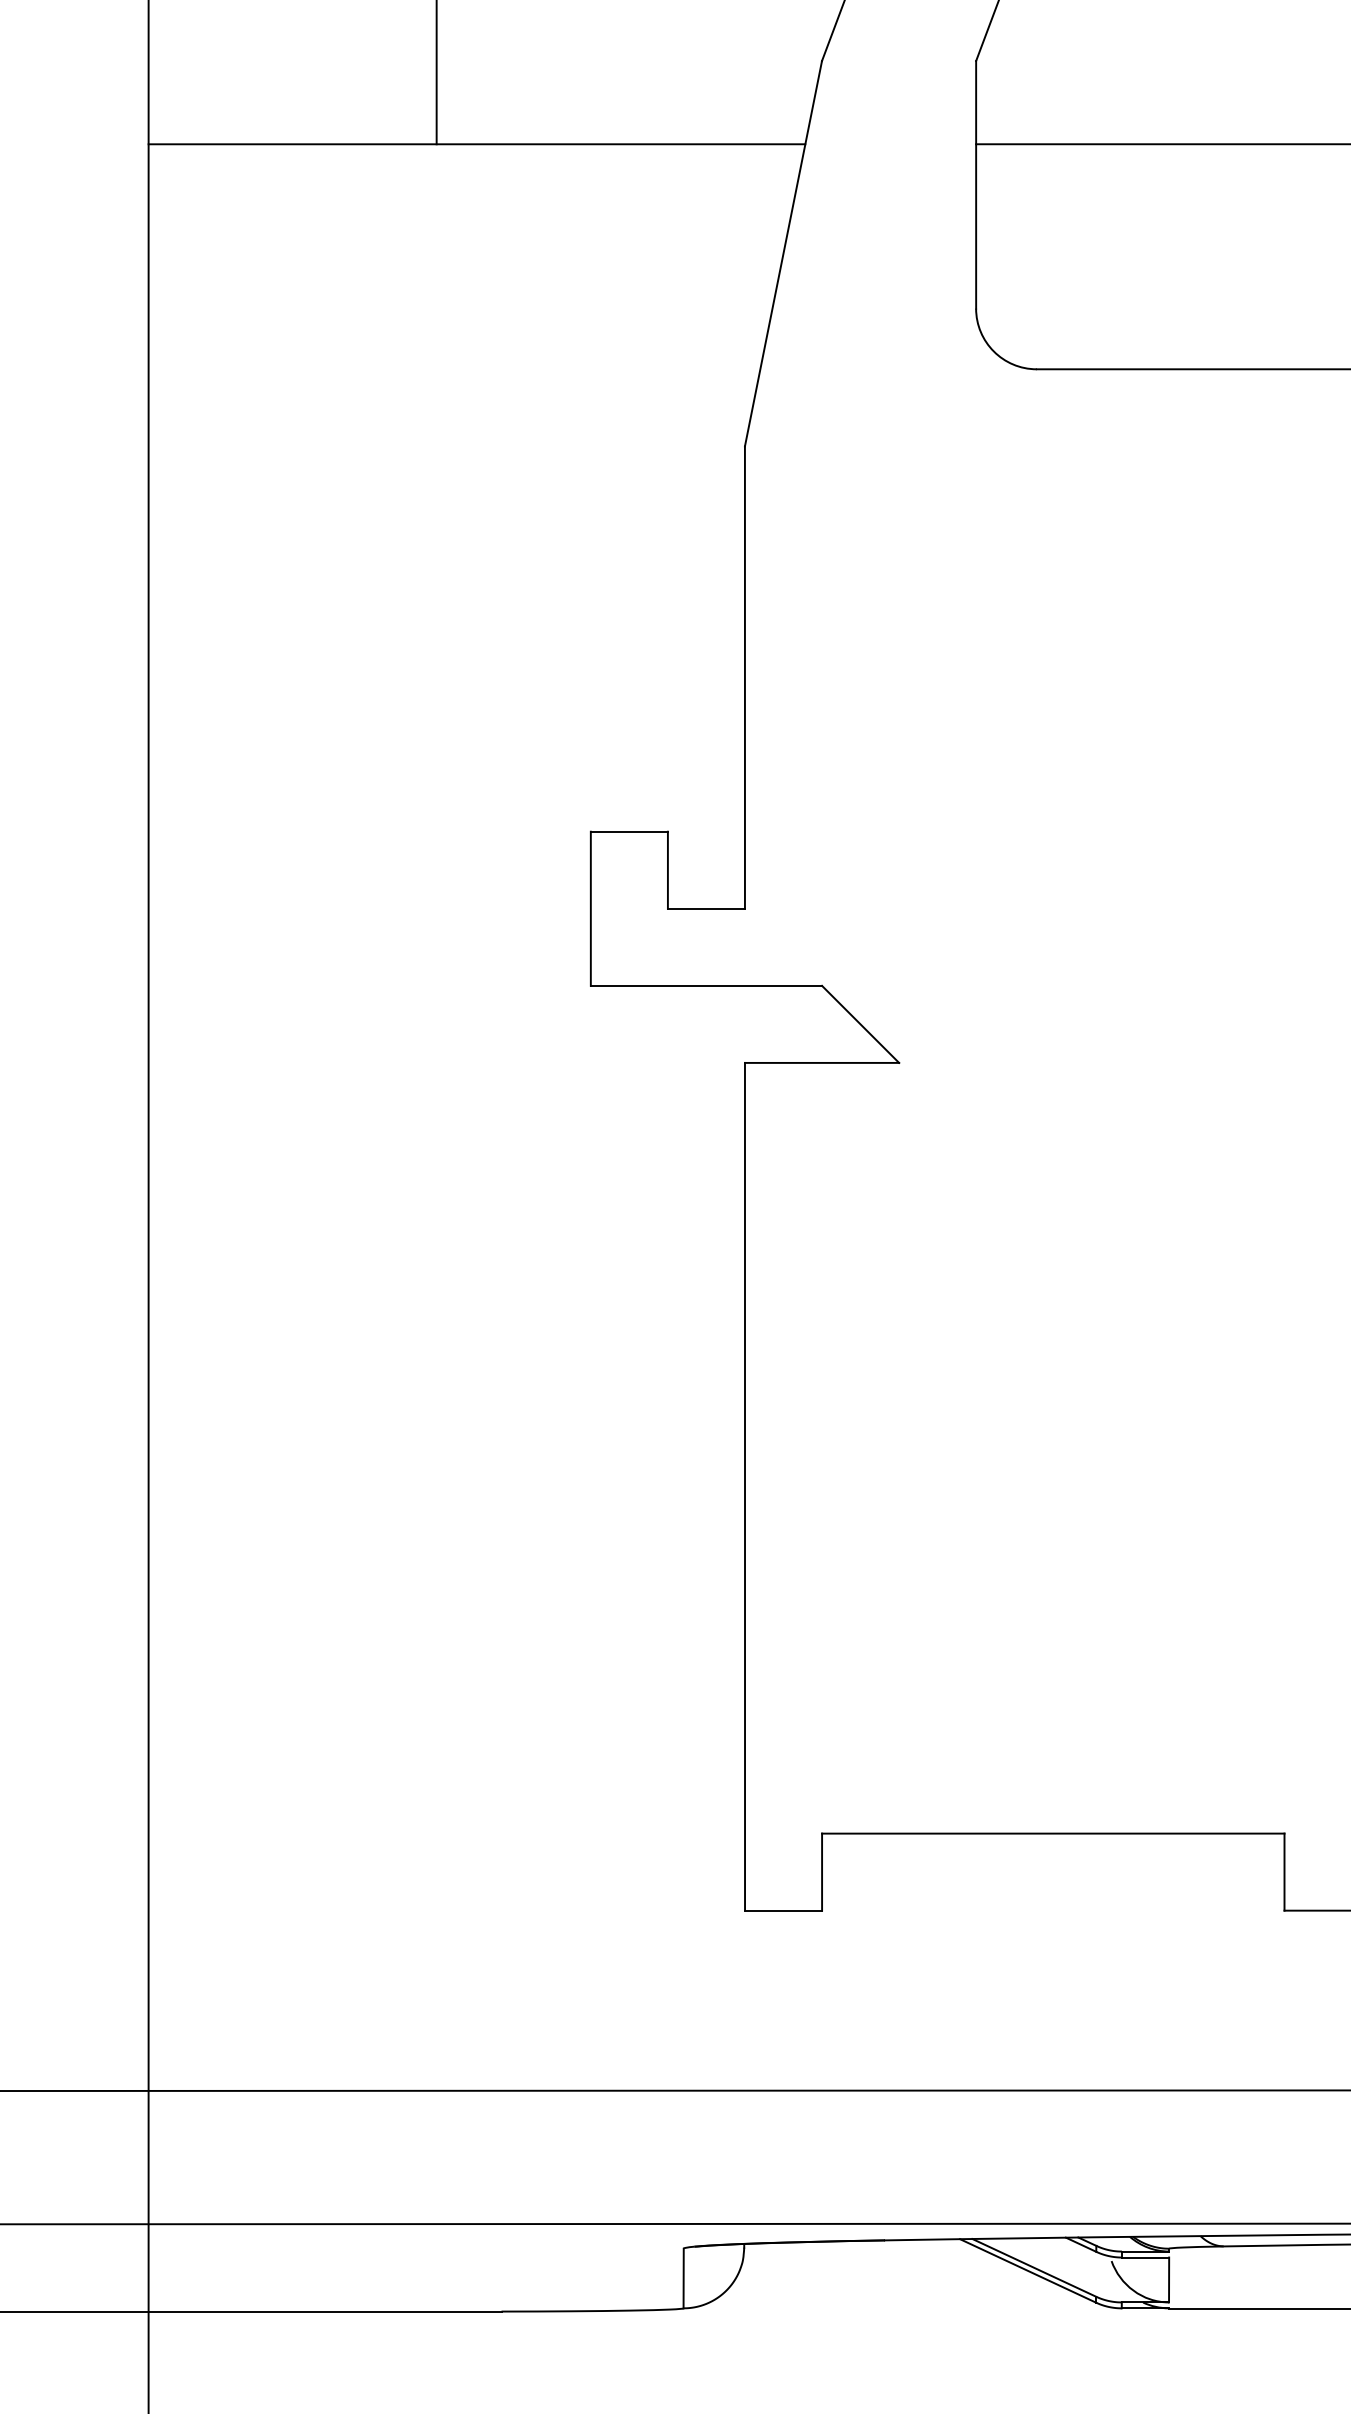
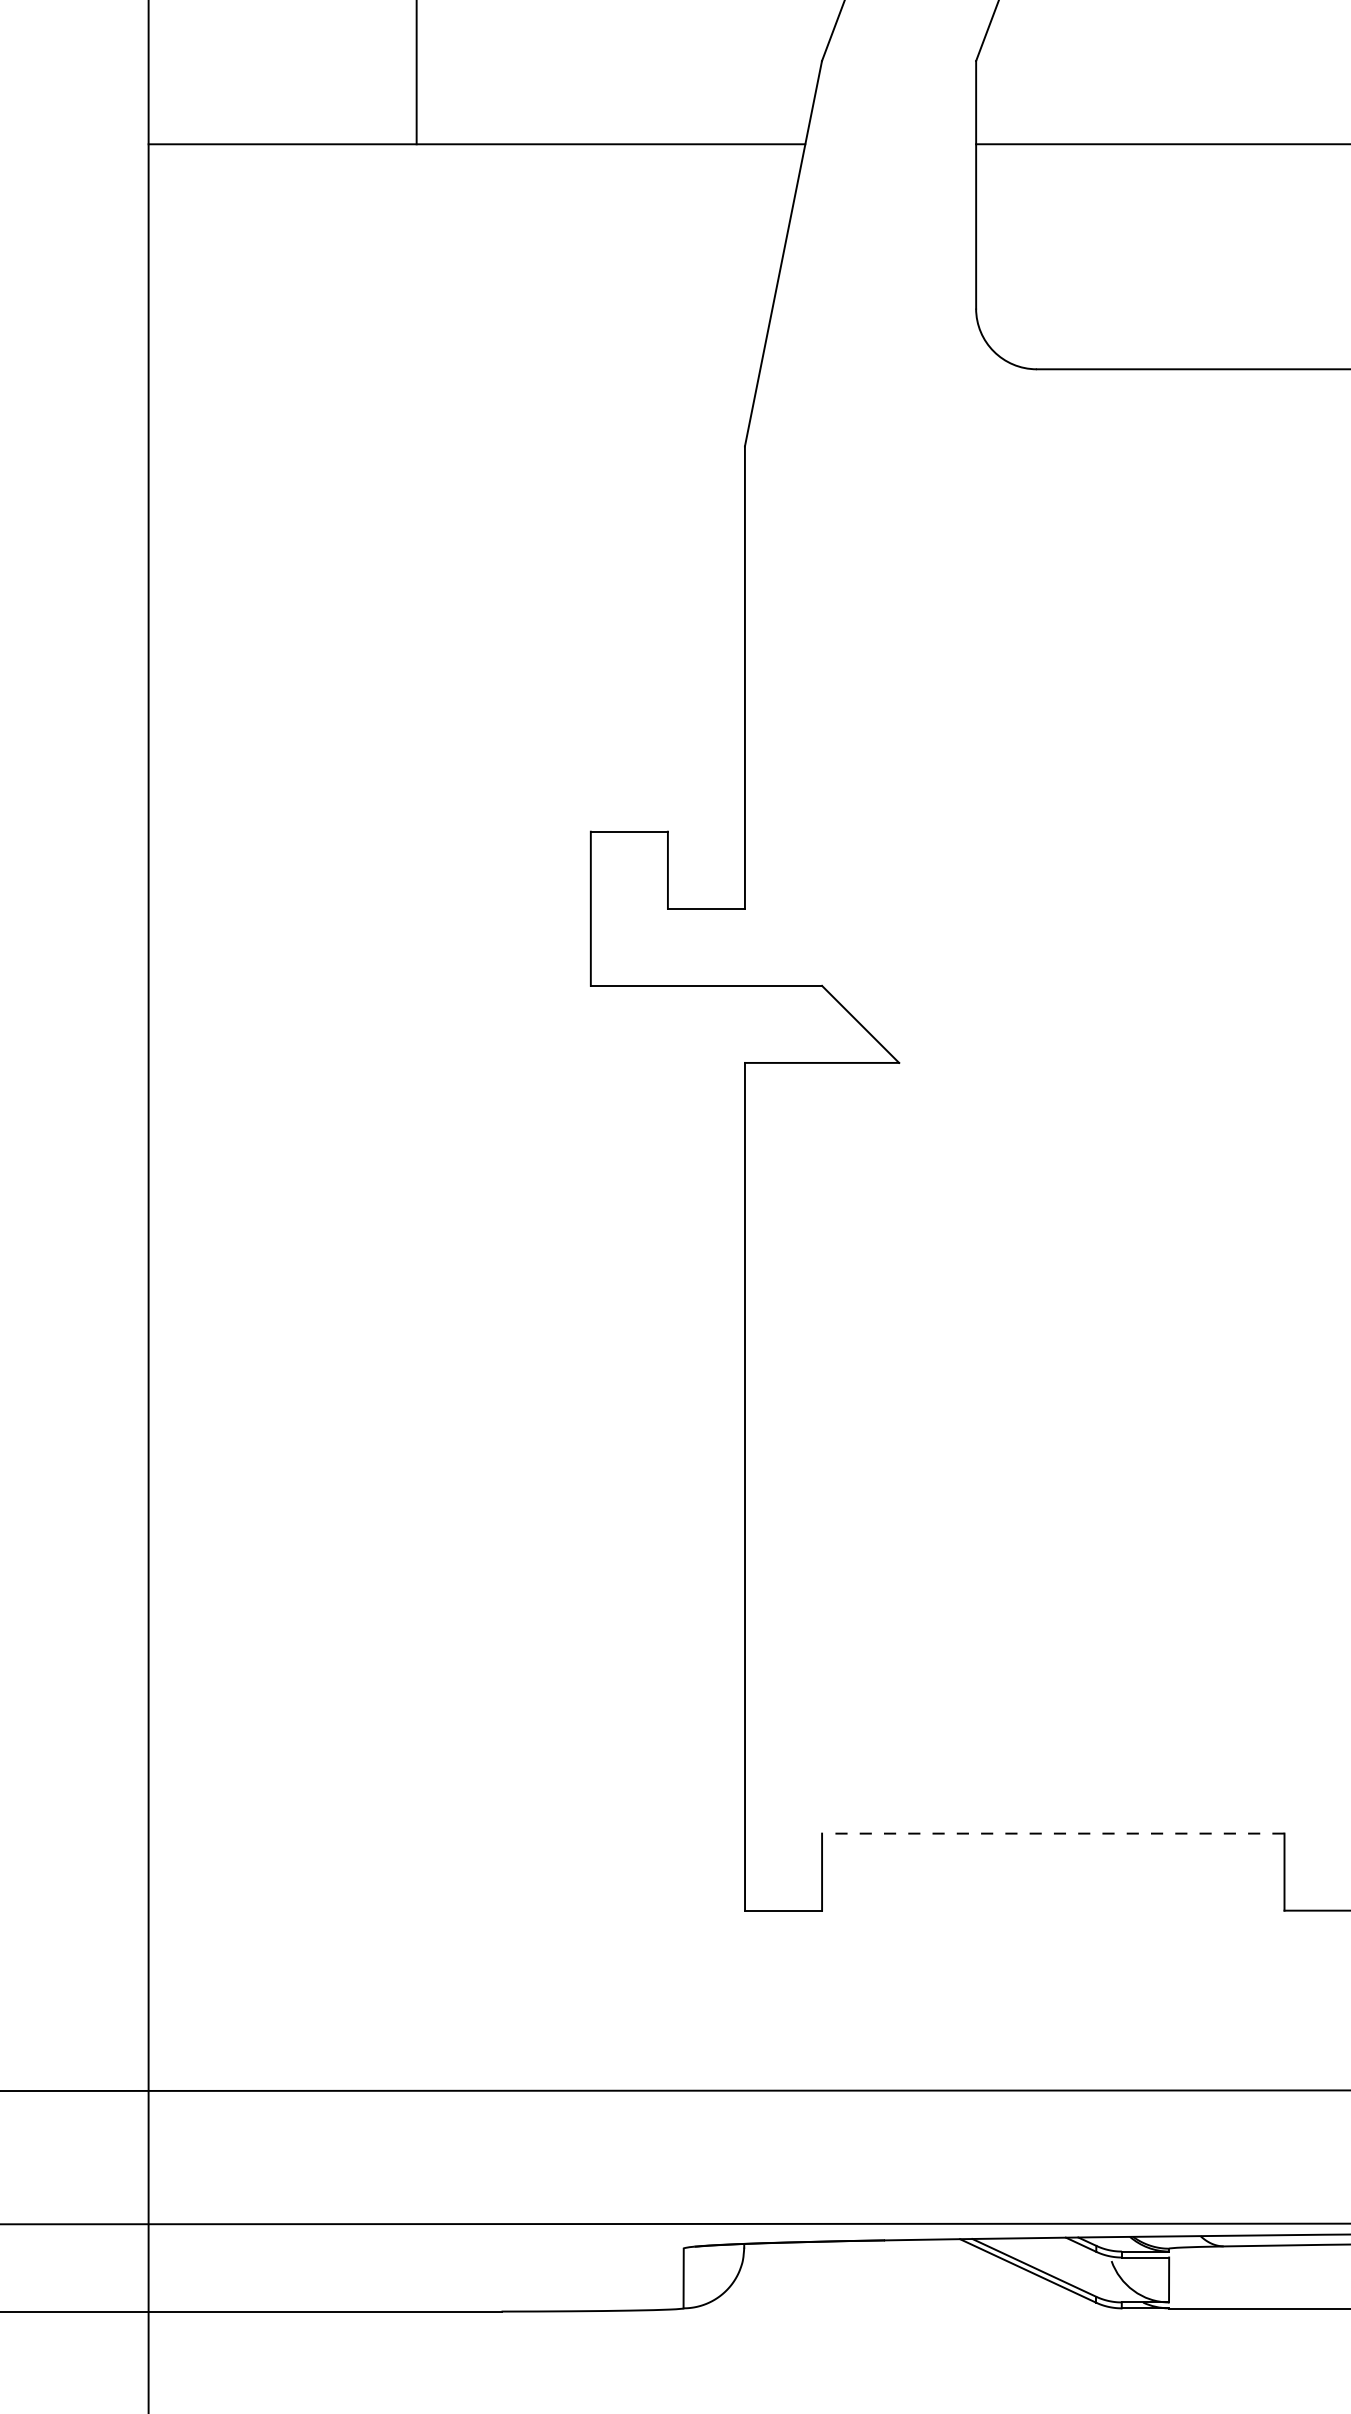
line position: (436, 73) -> (416, 73) (416, 73)
line: solid -> dashed (1052, 1833)
